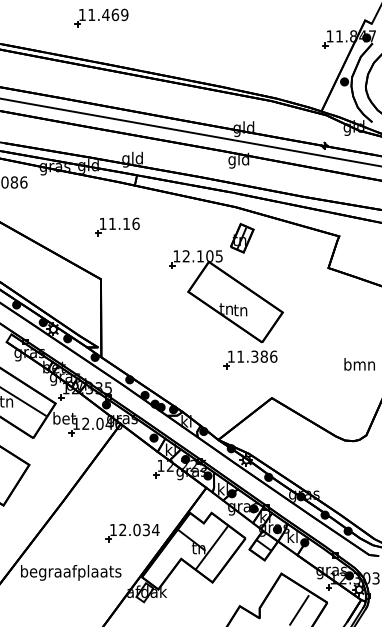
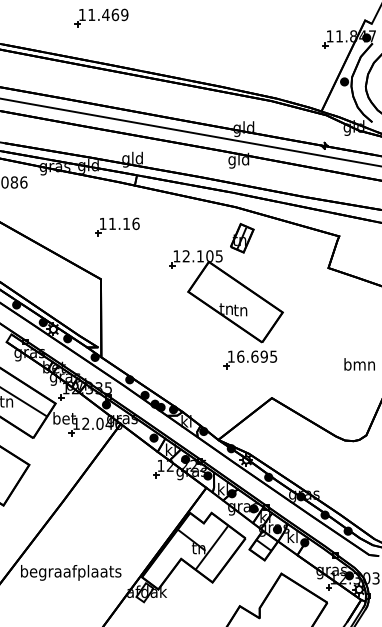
text: 11.386 -> 16.695 (257, 356)
part: present -> none (132, 532)
line: present -> none (299, 609)
